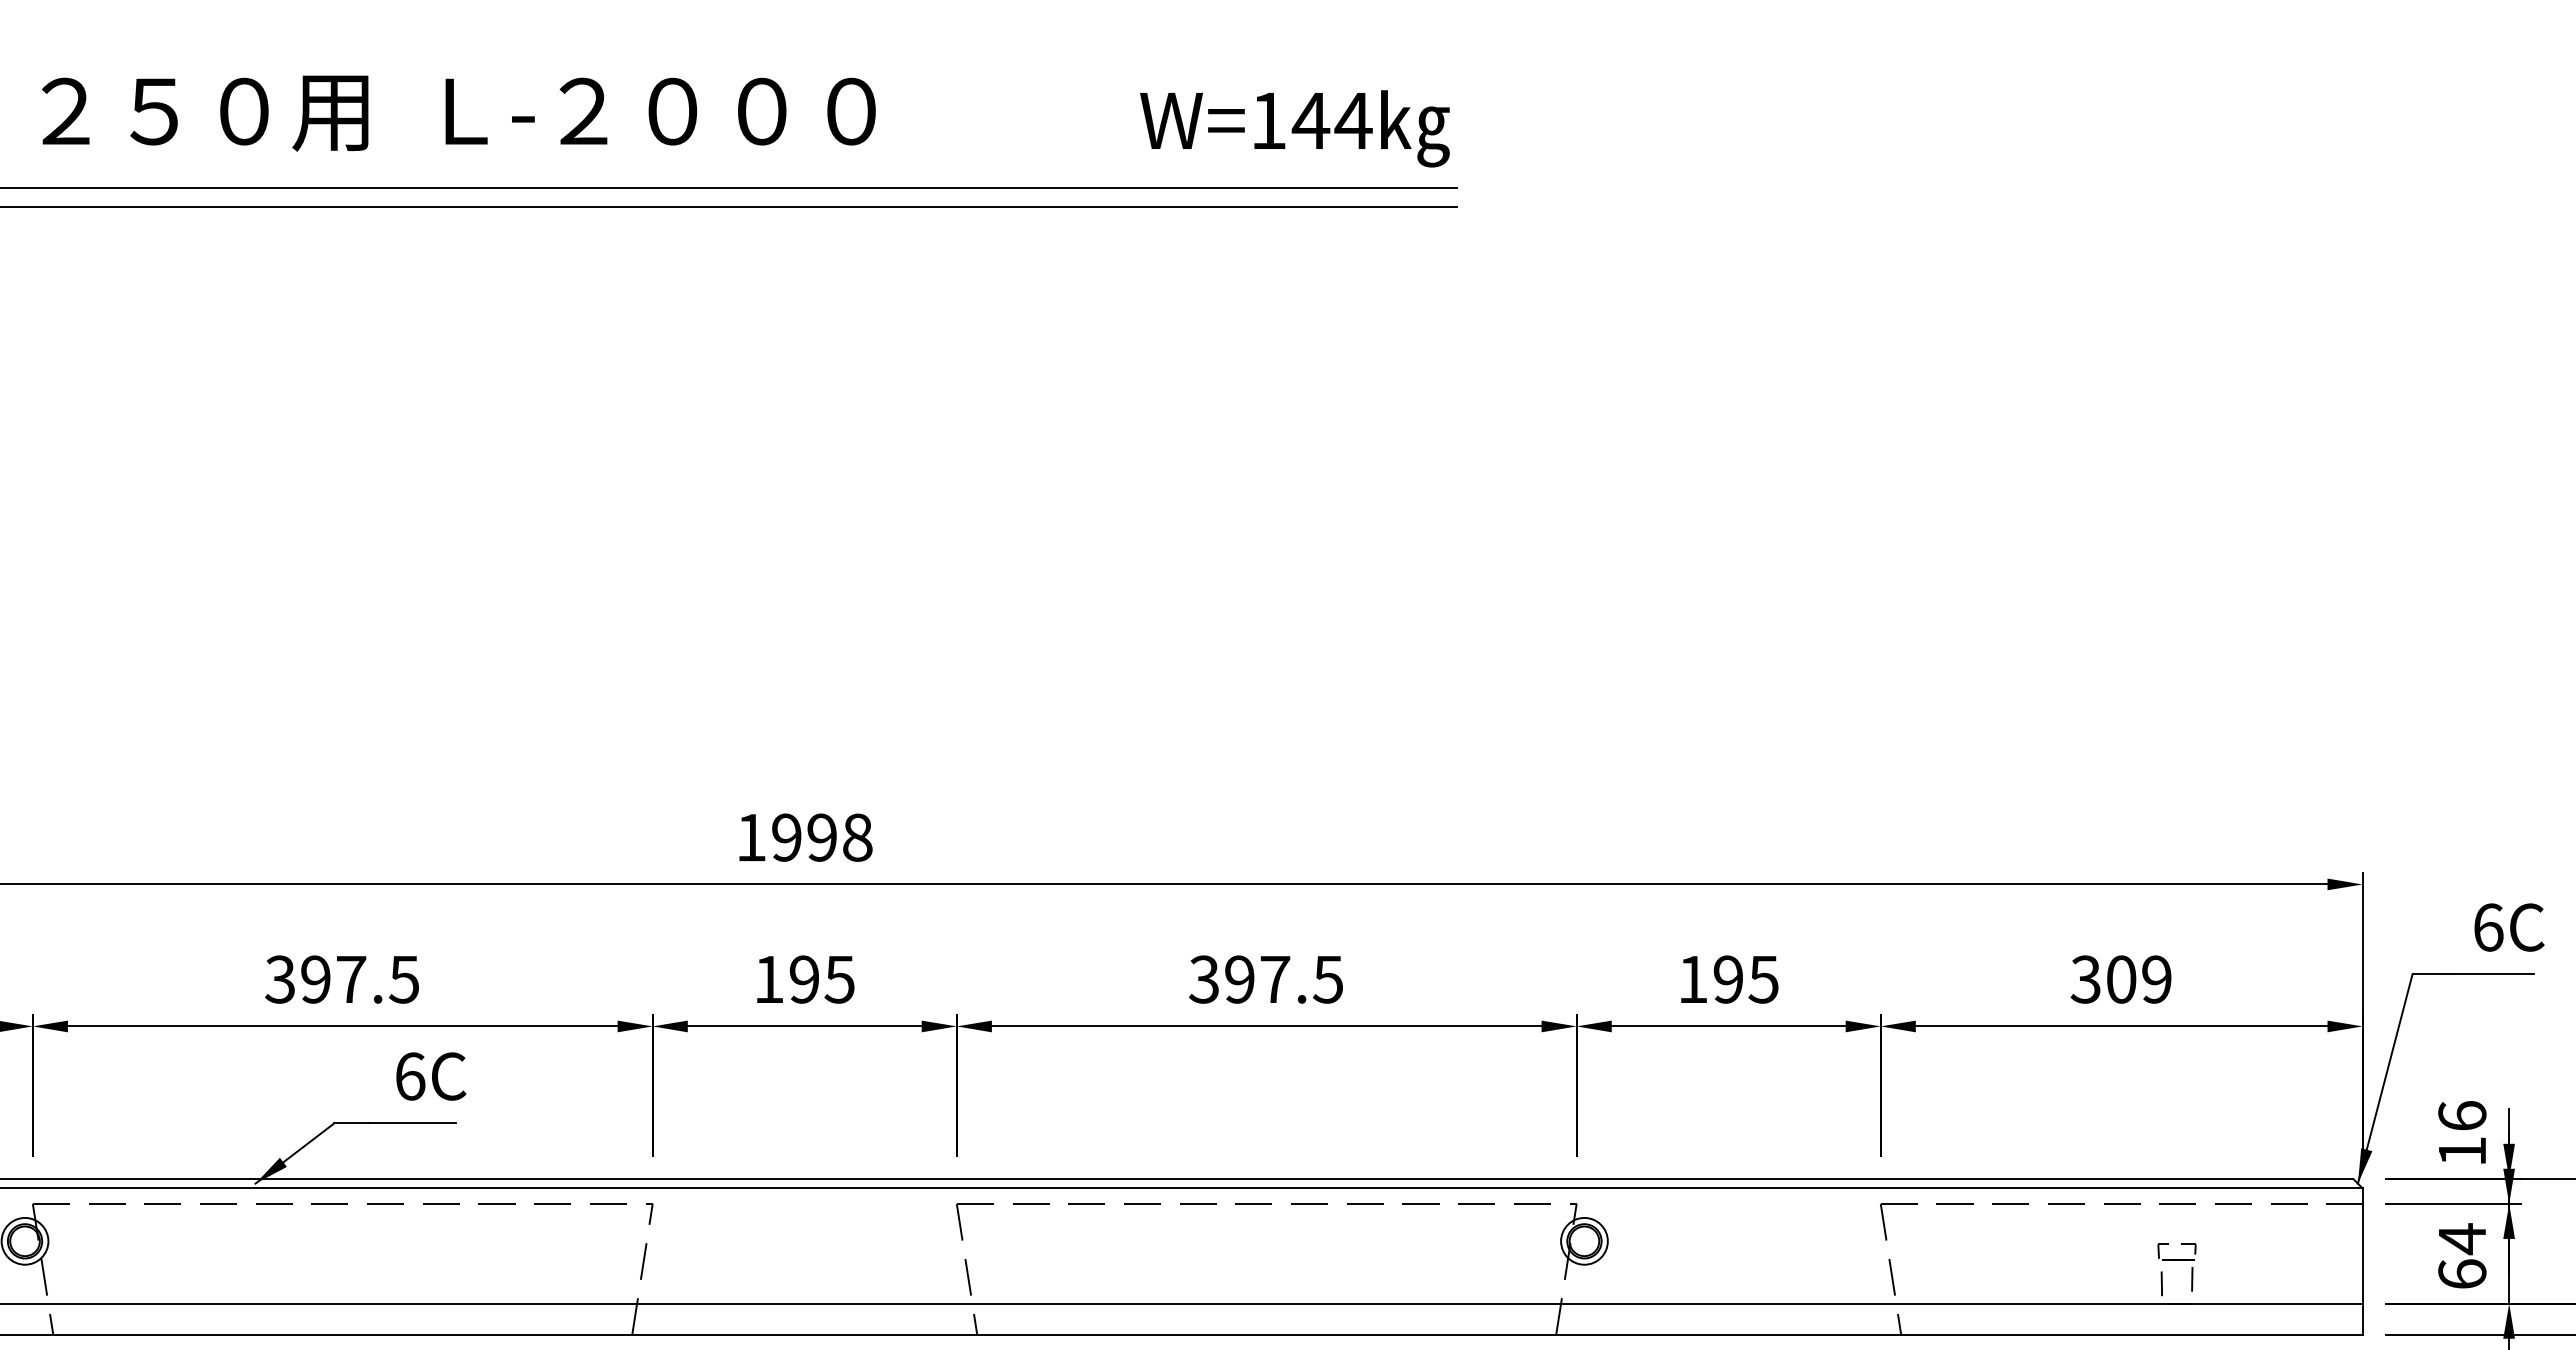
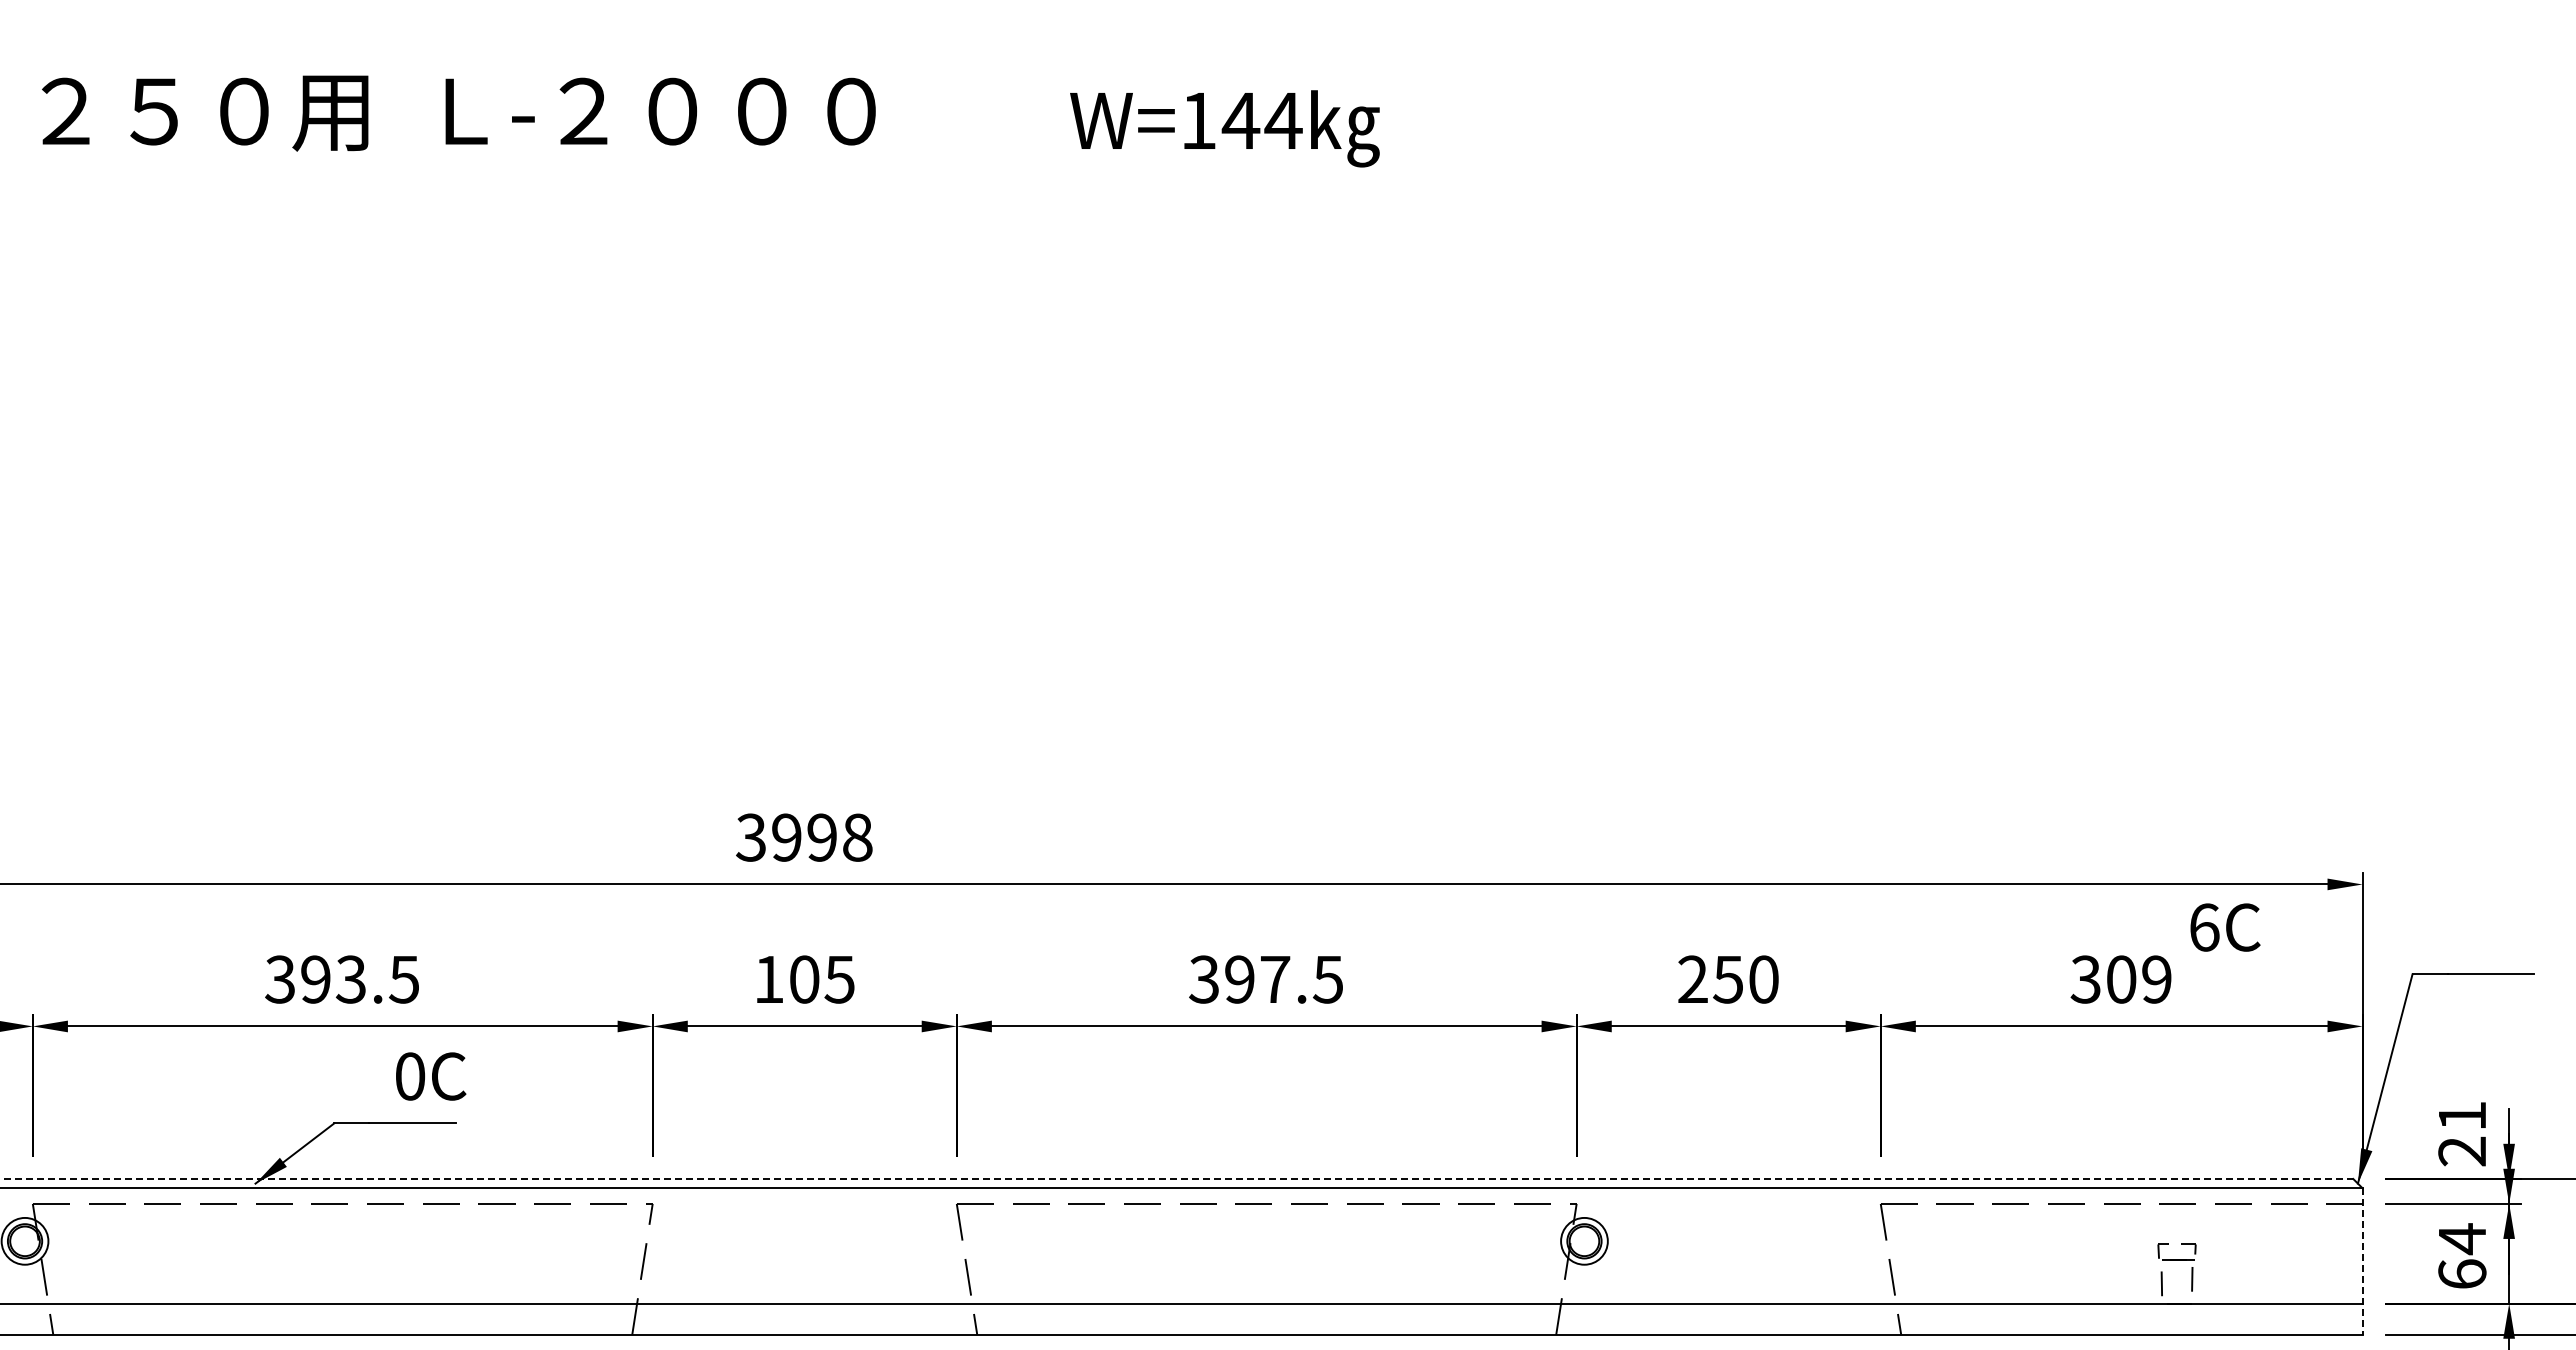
text position: (1294, 128) -> (1224, 128) (1224, 128)
line: present -> none (729, 188)
line: present -> none (729, 207)
text: 1998 -> 3998 (750, 837)
text position: (2509, 927) -> (2225, 927) (2225, 927)
text: 397.5 -> 393.5 (350, 979)
text: 195 -> 105 (804, 979)
text: 195 -> 250 (1728, 979)
text: 6C -> 0C (410, 1076)
text: 16 -> 21 (2462, 1133)
line: solid -> dashed (1176, 1178)
line: solid -> dashed (2362, 1262)
